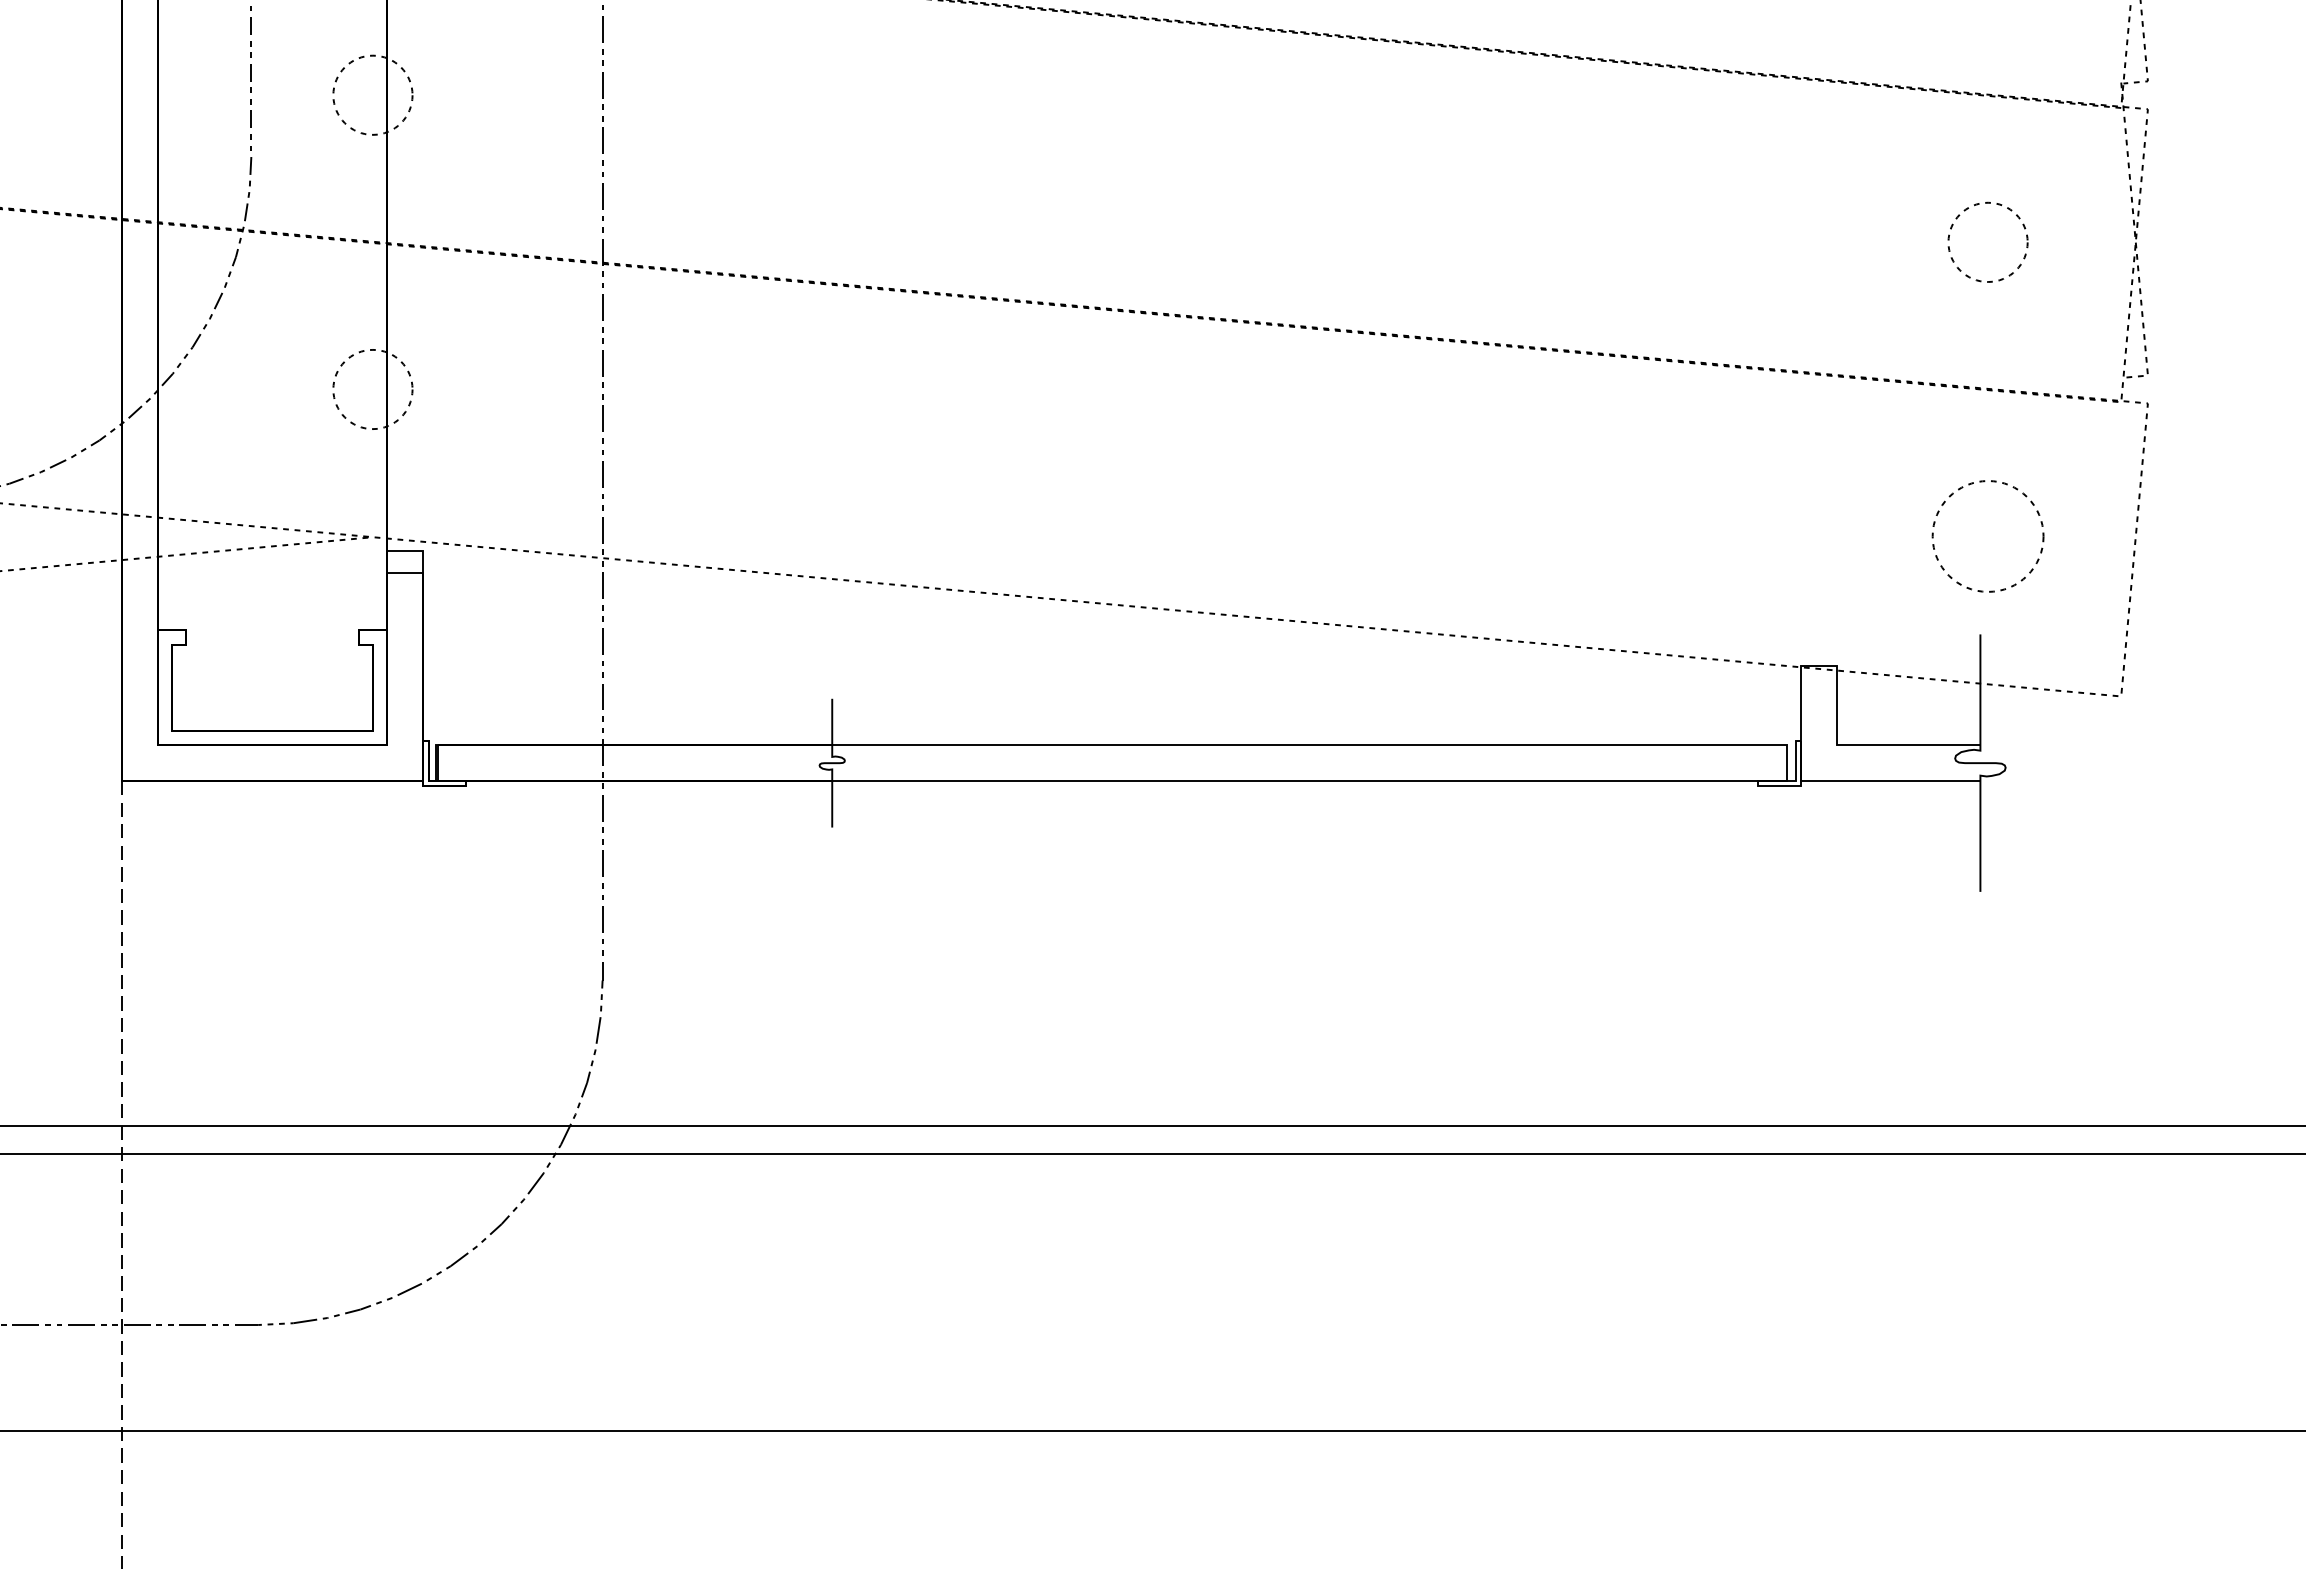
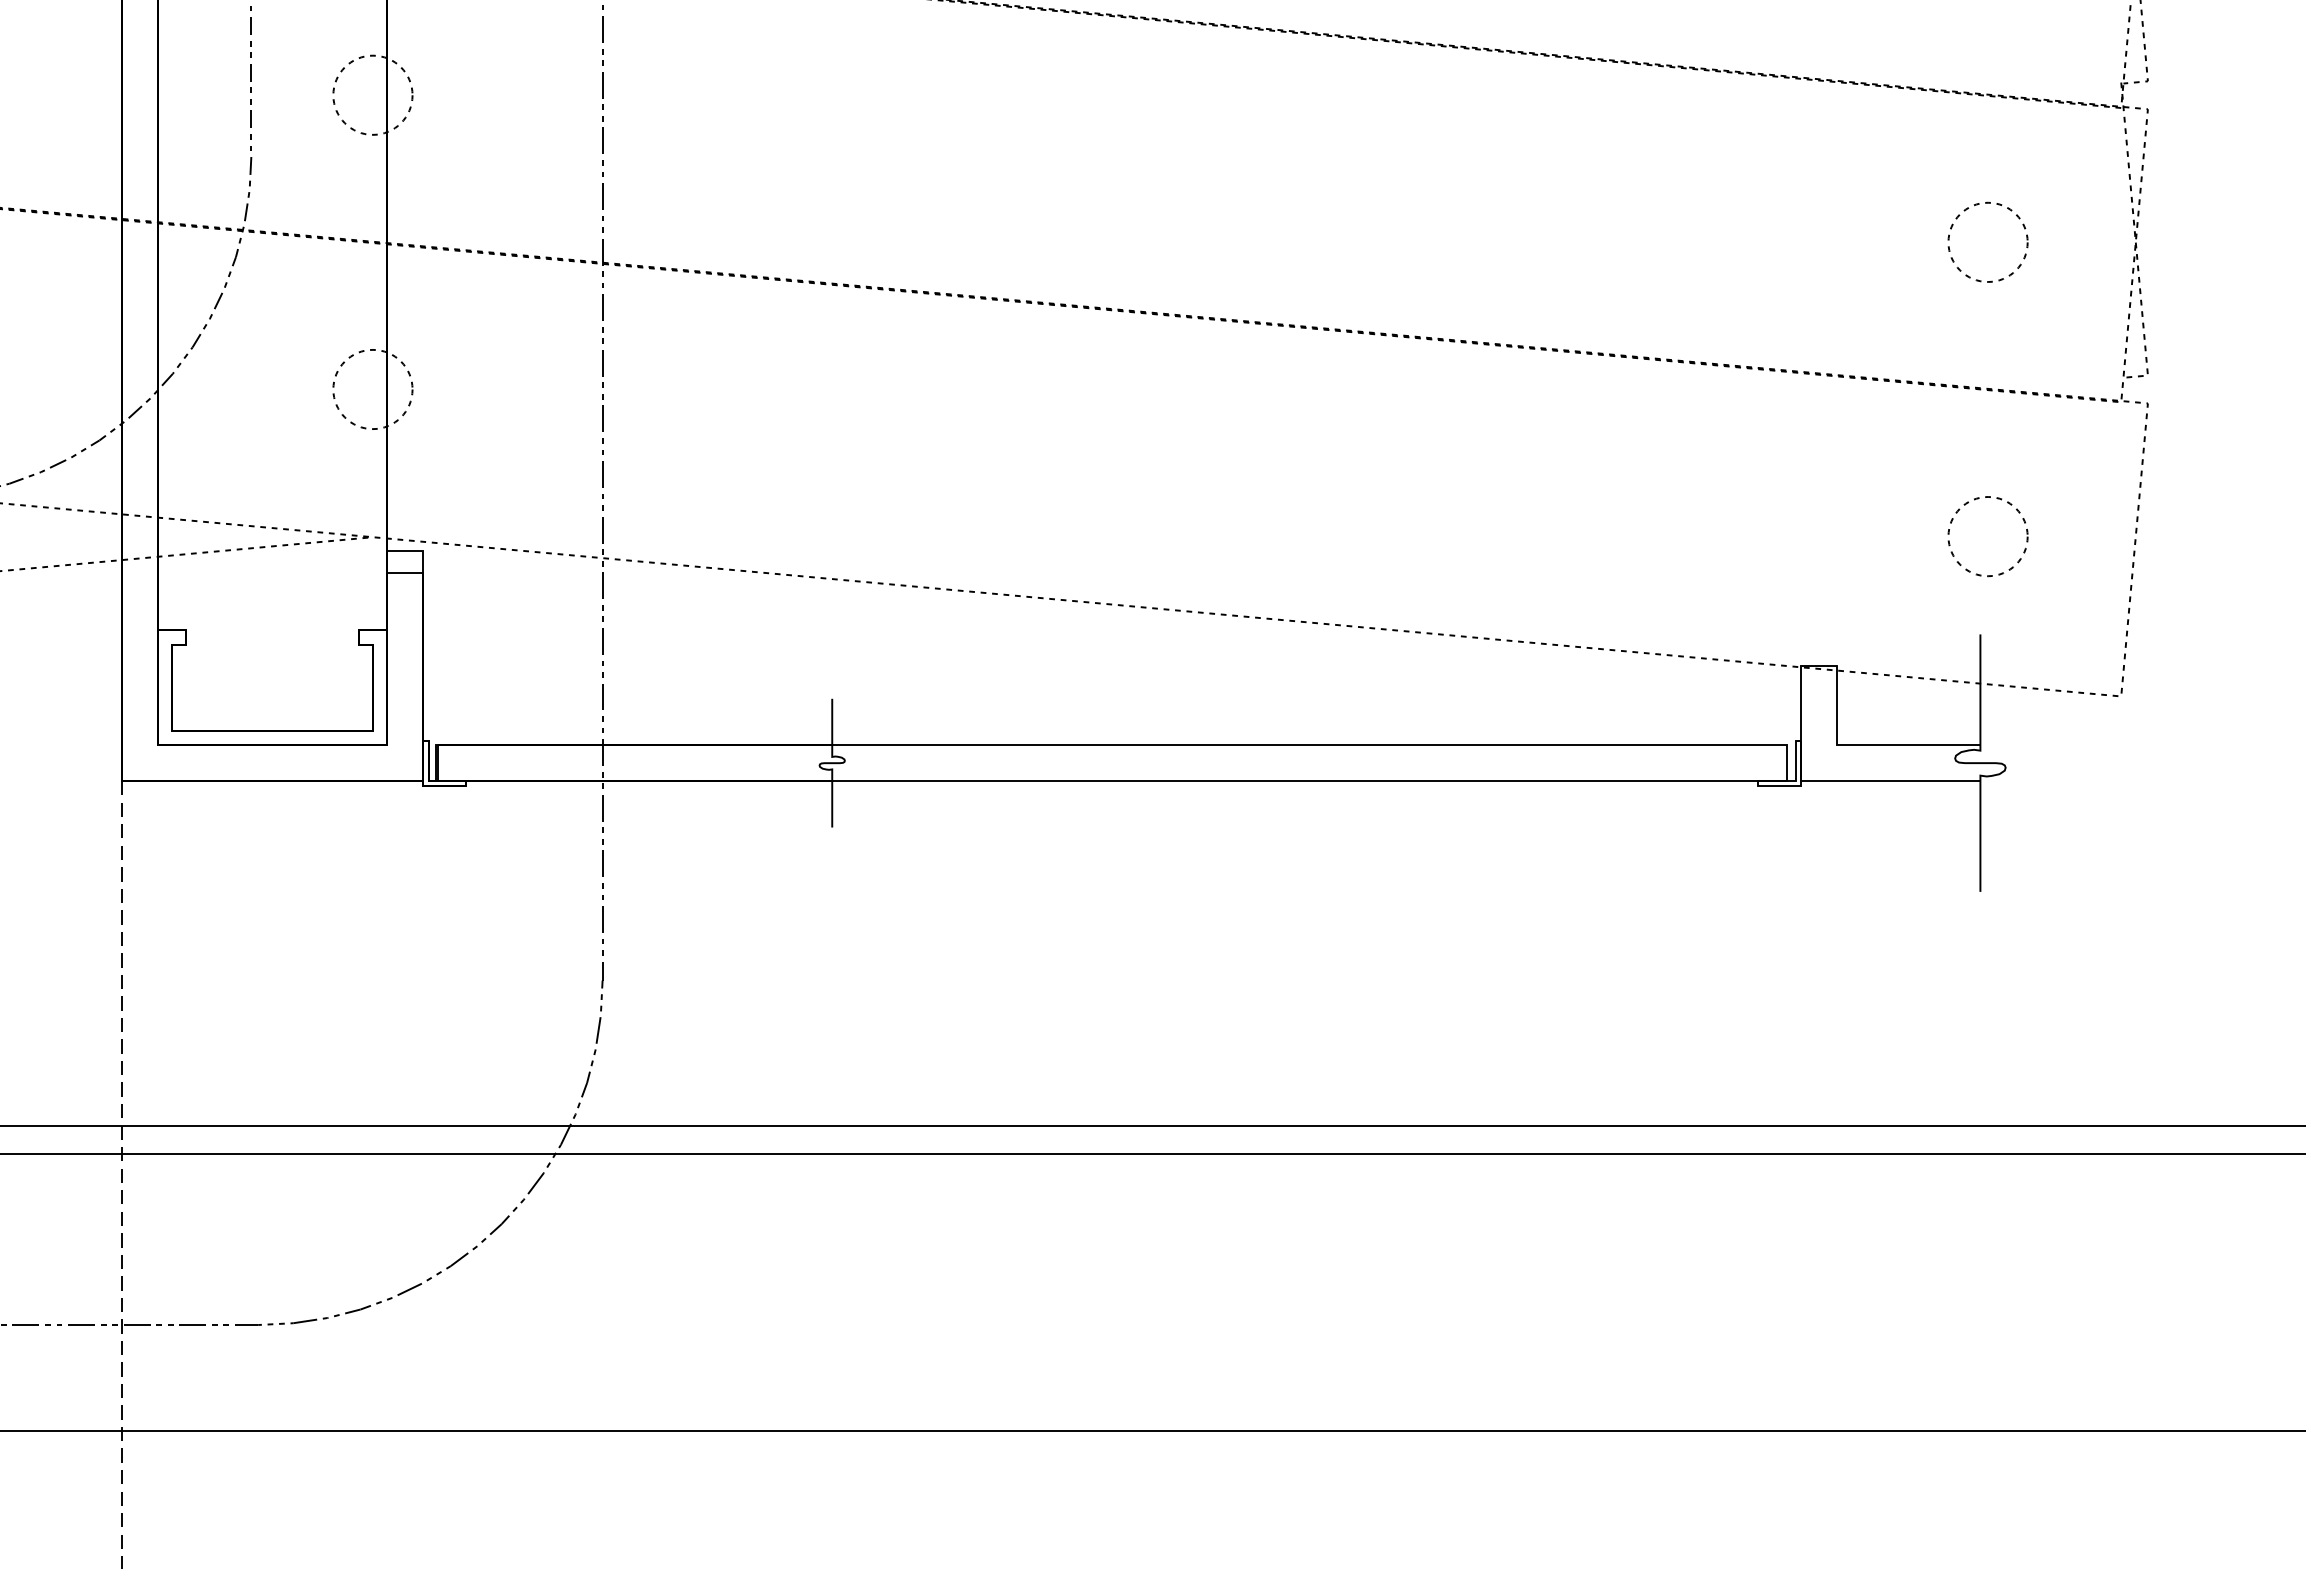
circle size: 114x113 px -> 82x82 px (1987, 536)
